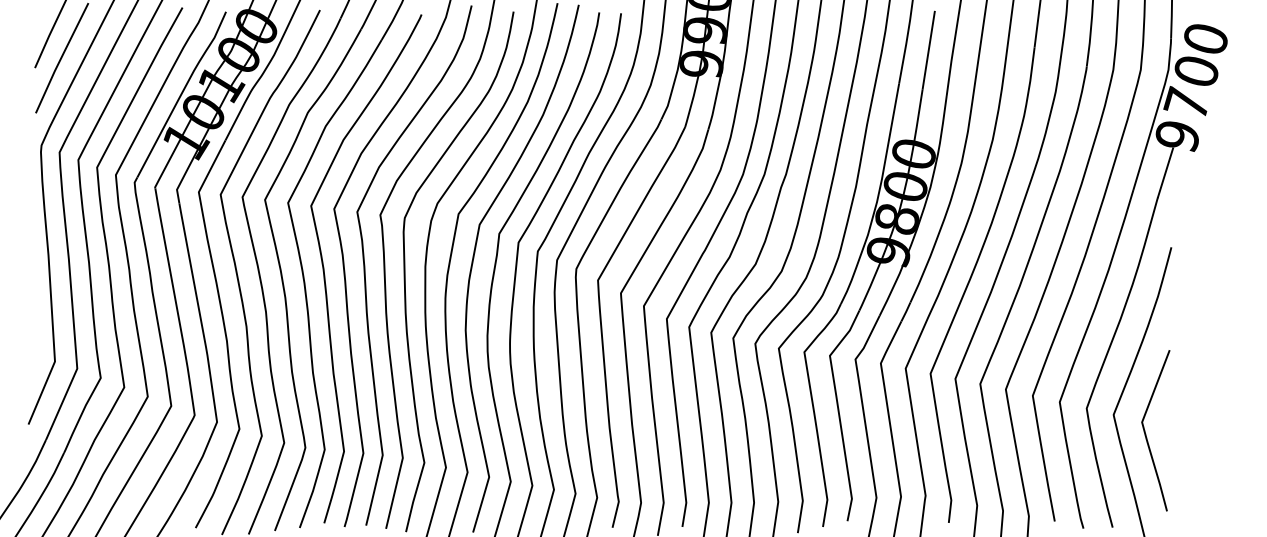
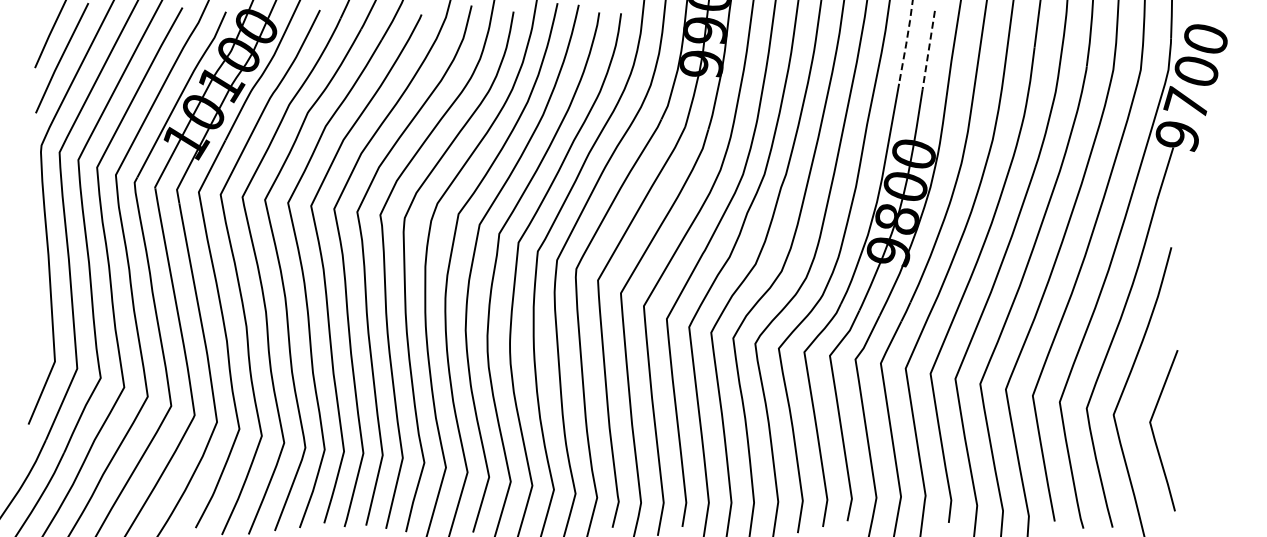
line: solid -> dashed (906, 43)
line: solid -> dashed (928, 50)
curve position: (1146, 434) -> (1154, 434) (1154, 434)
